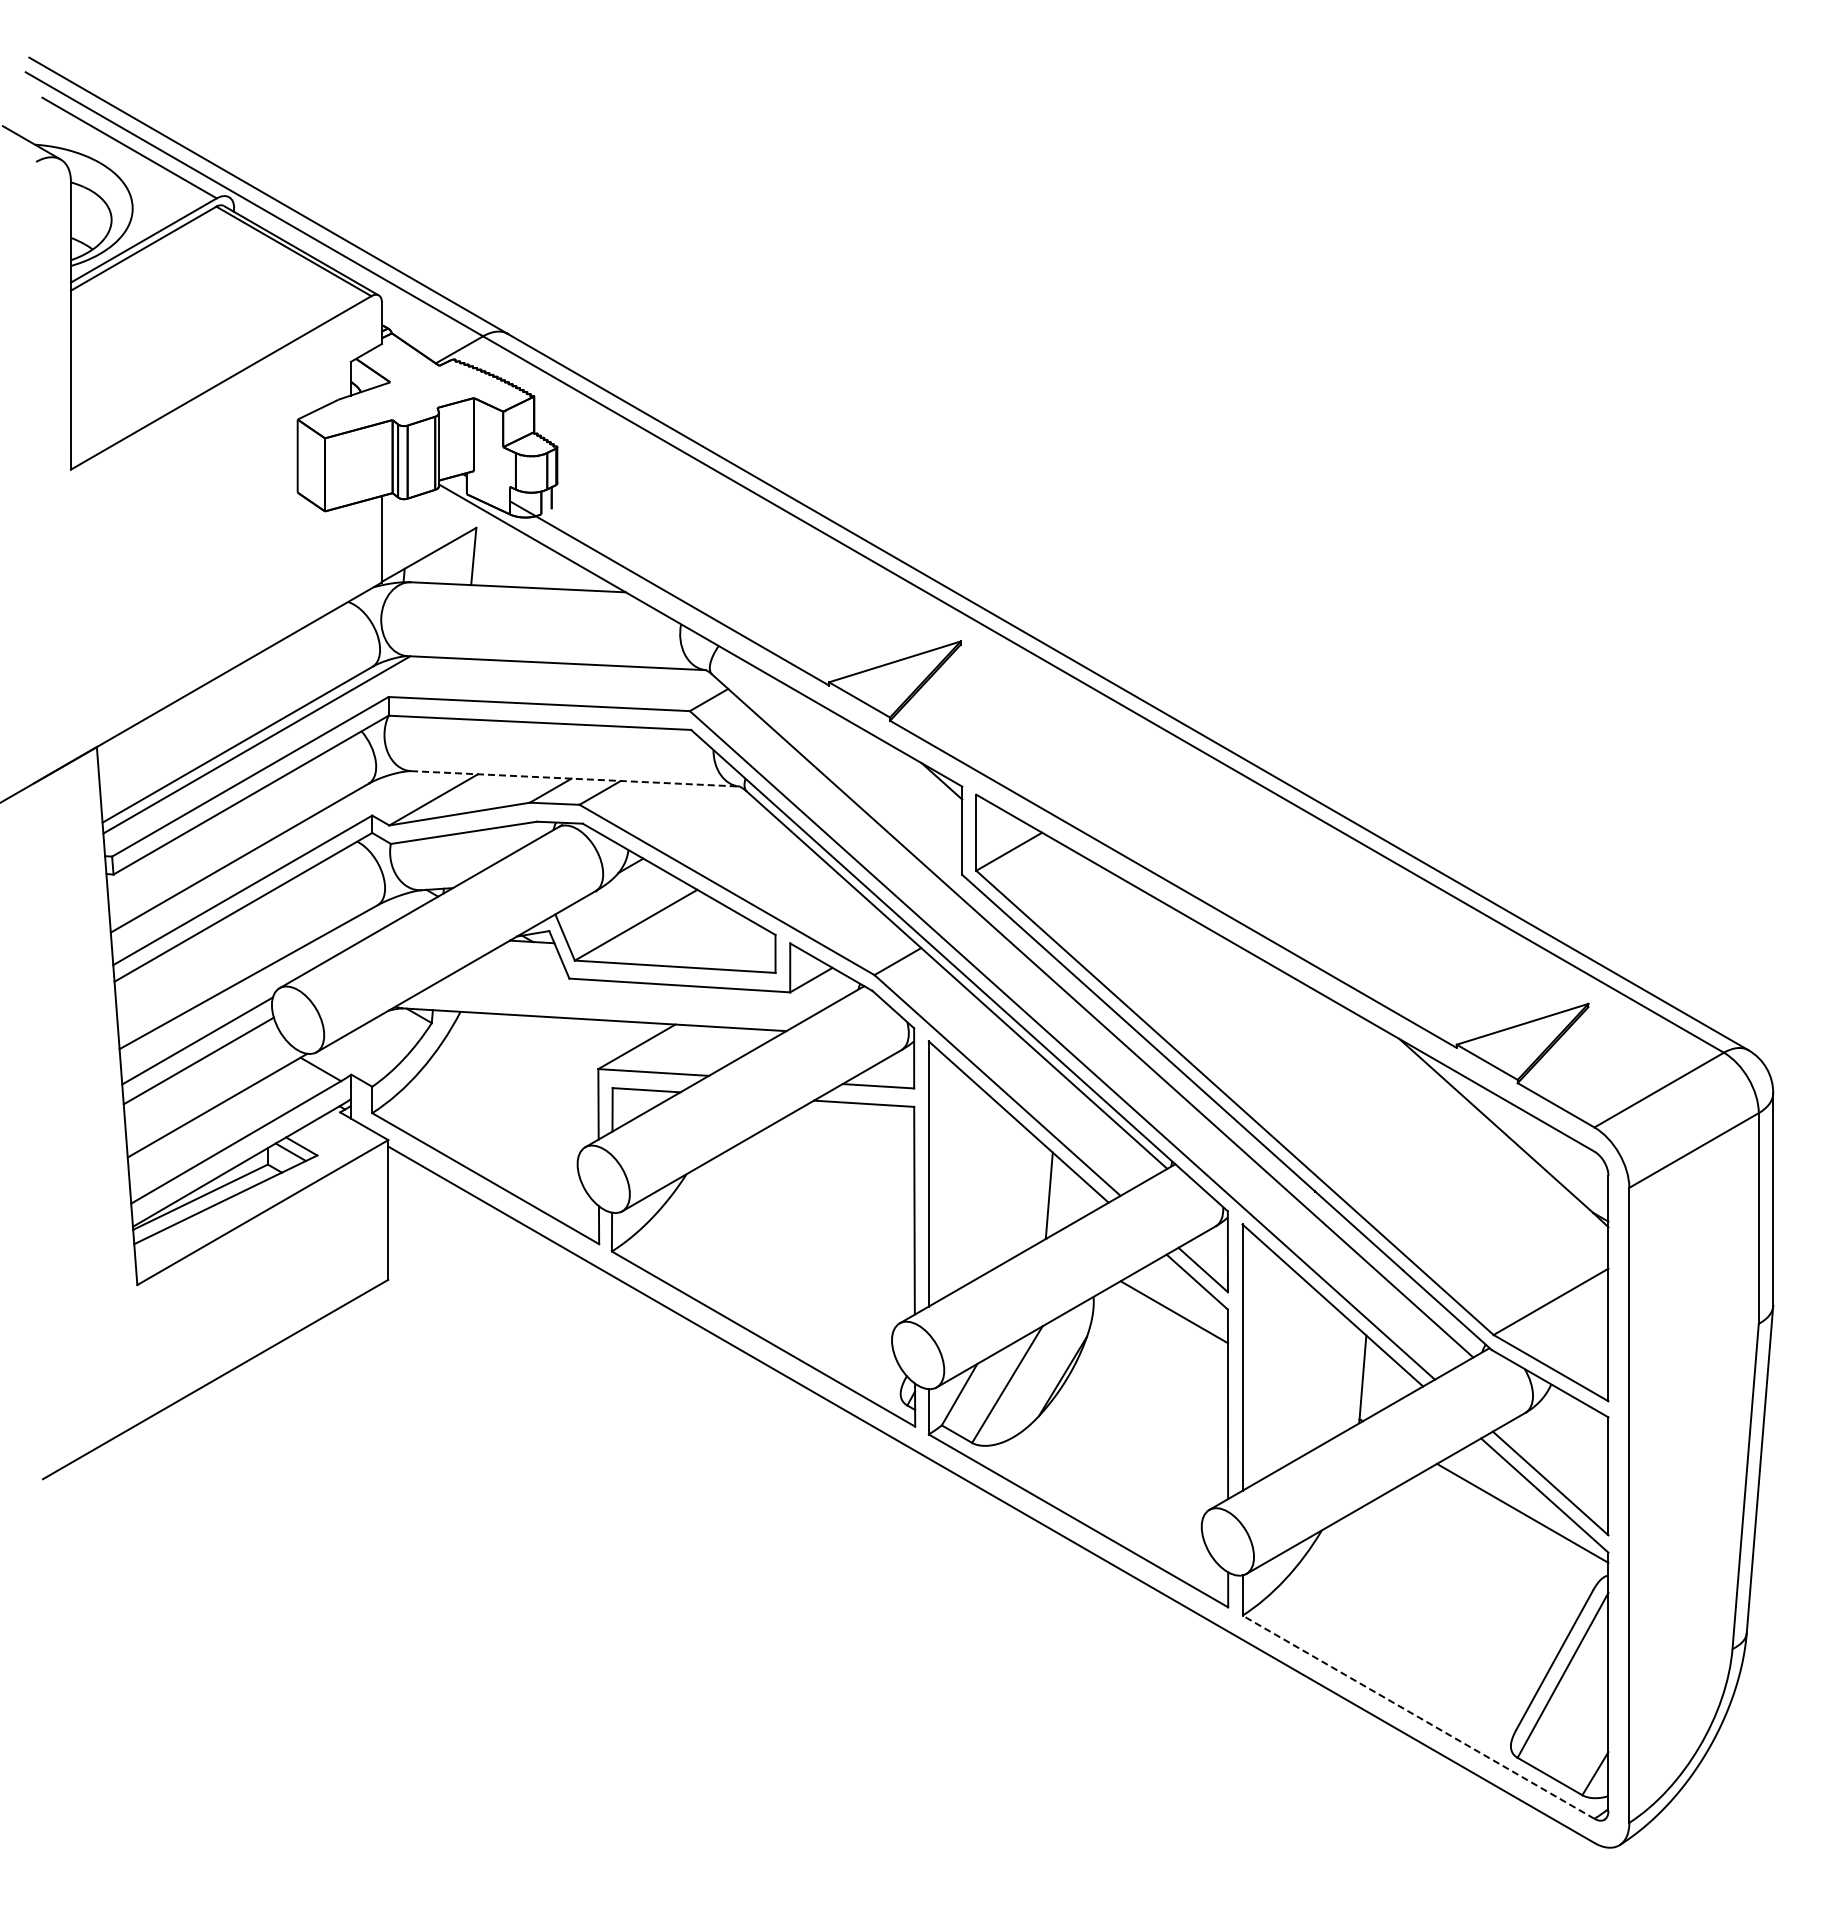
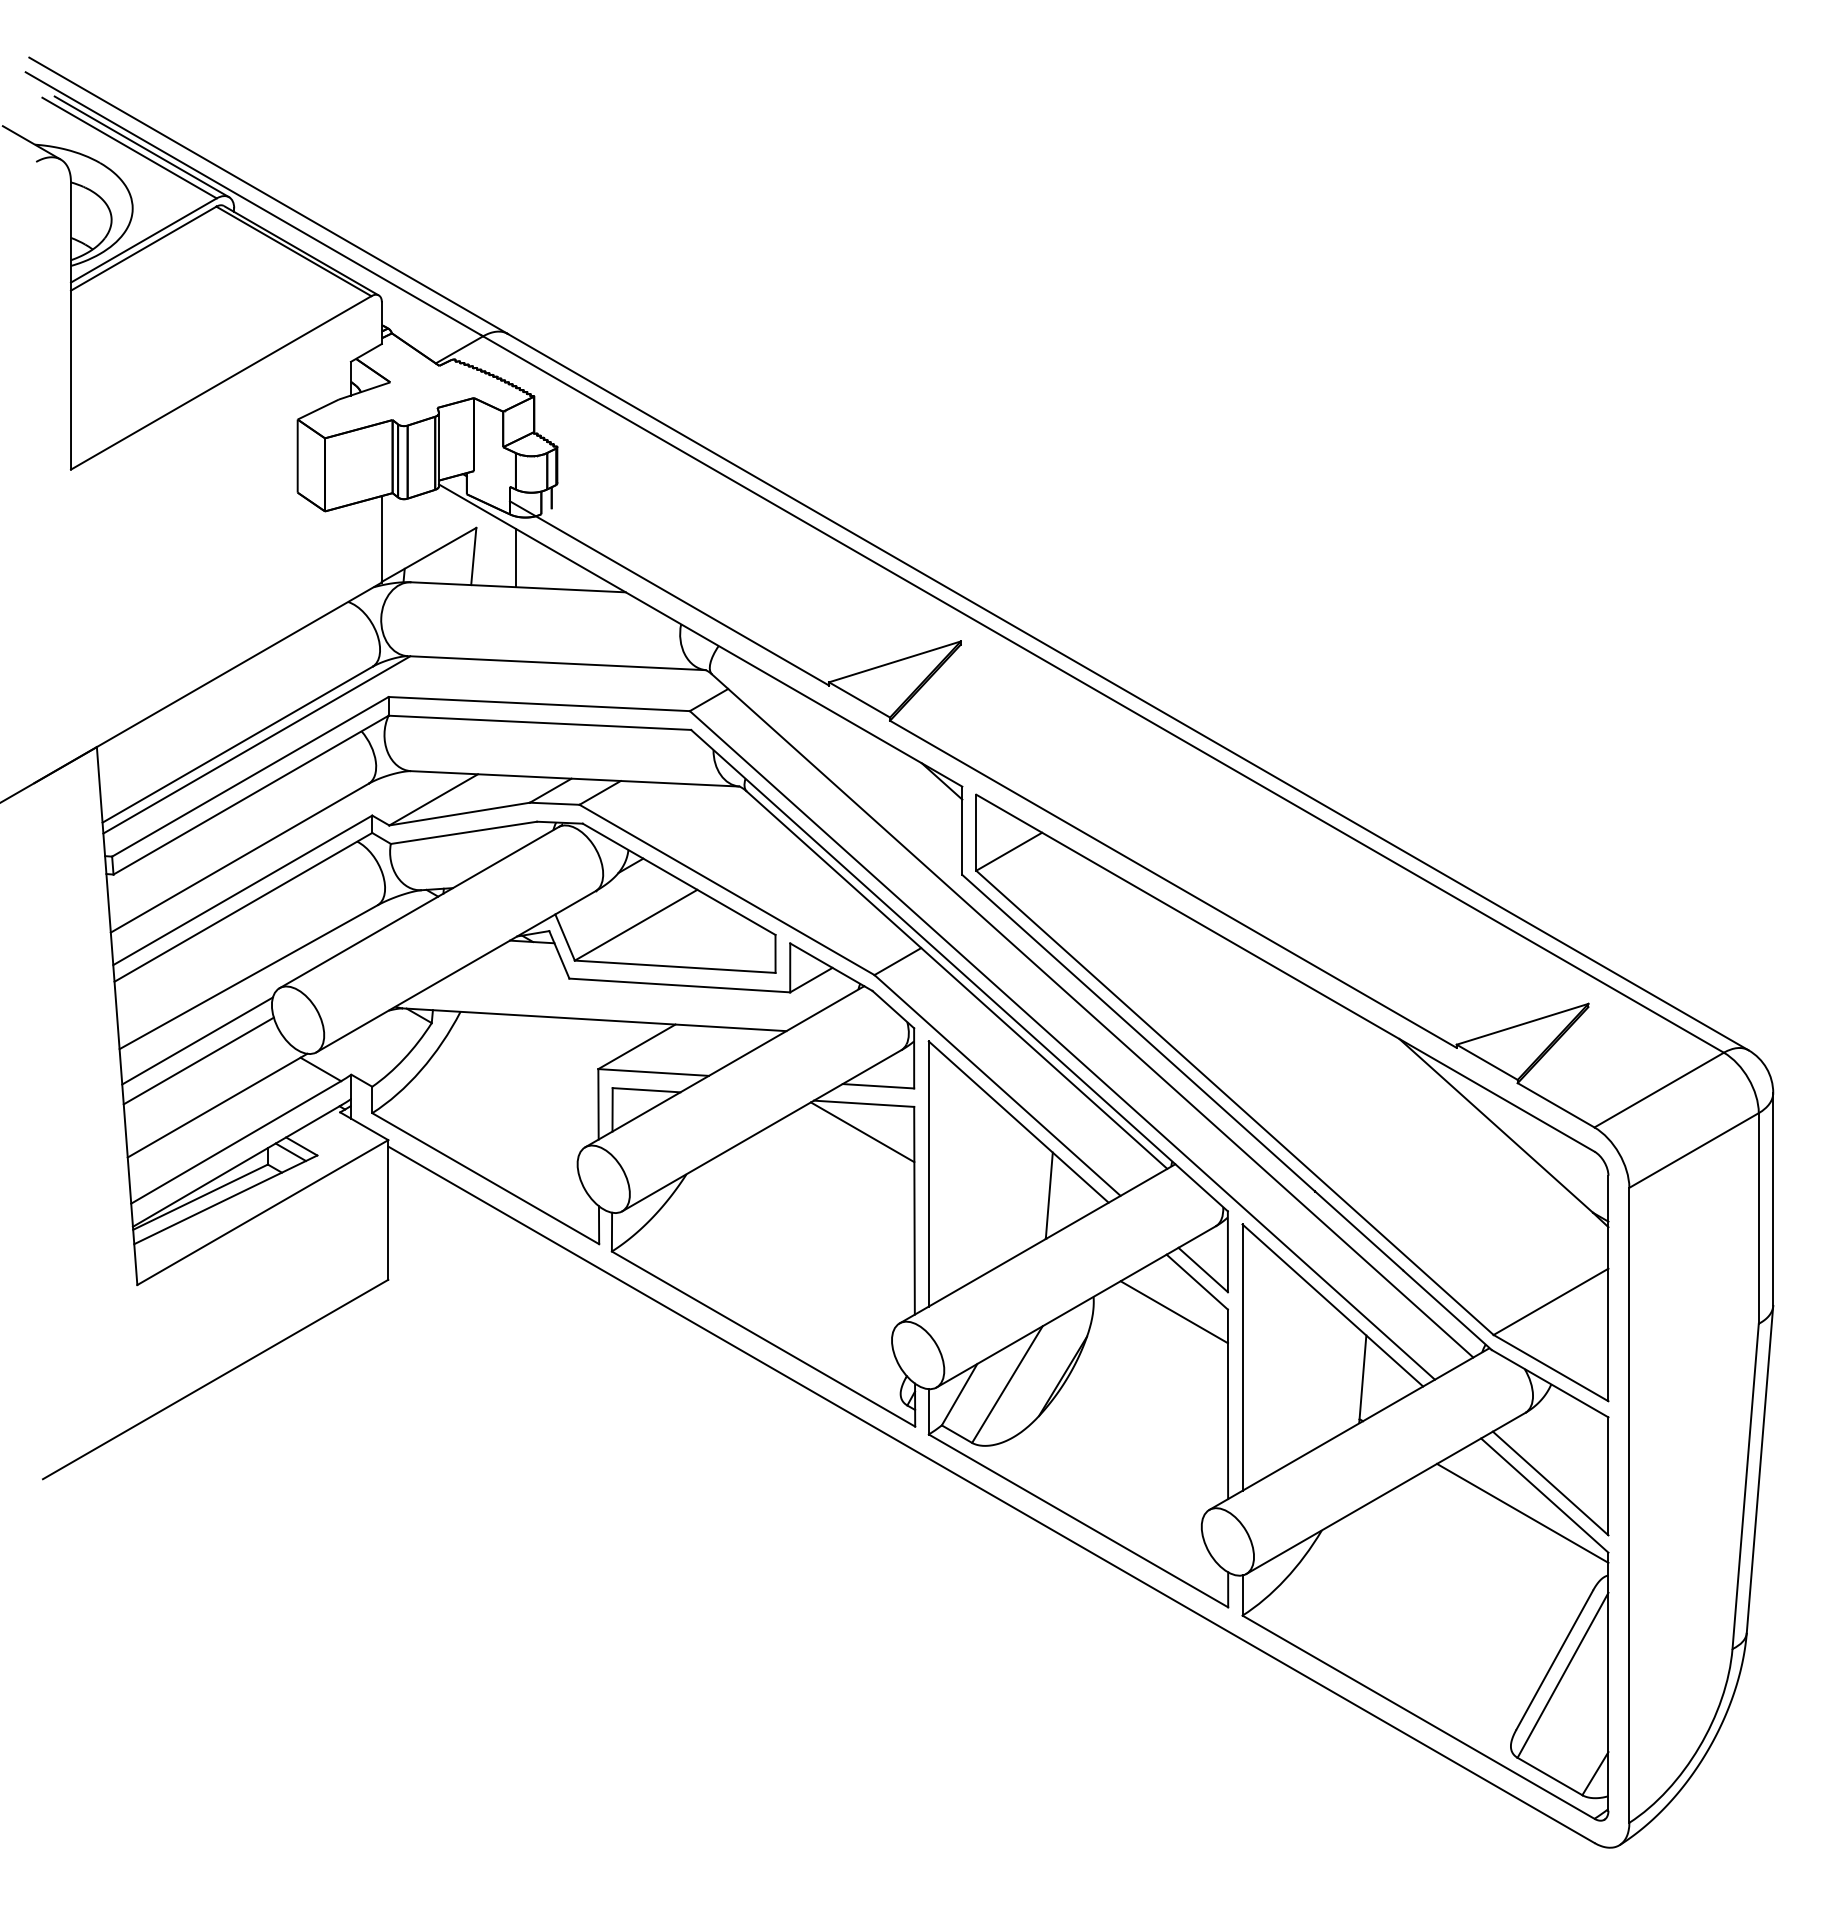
line: none -> present (141, 146)
line: none -> present (515, 557)
line: dashed -> solid (575, 778)
line: none -> present (862, 1132)
line: dashed -> solid (1418, 1716)
